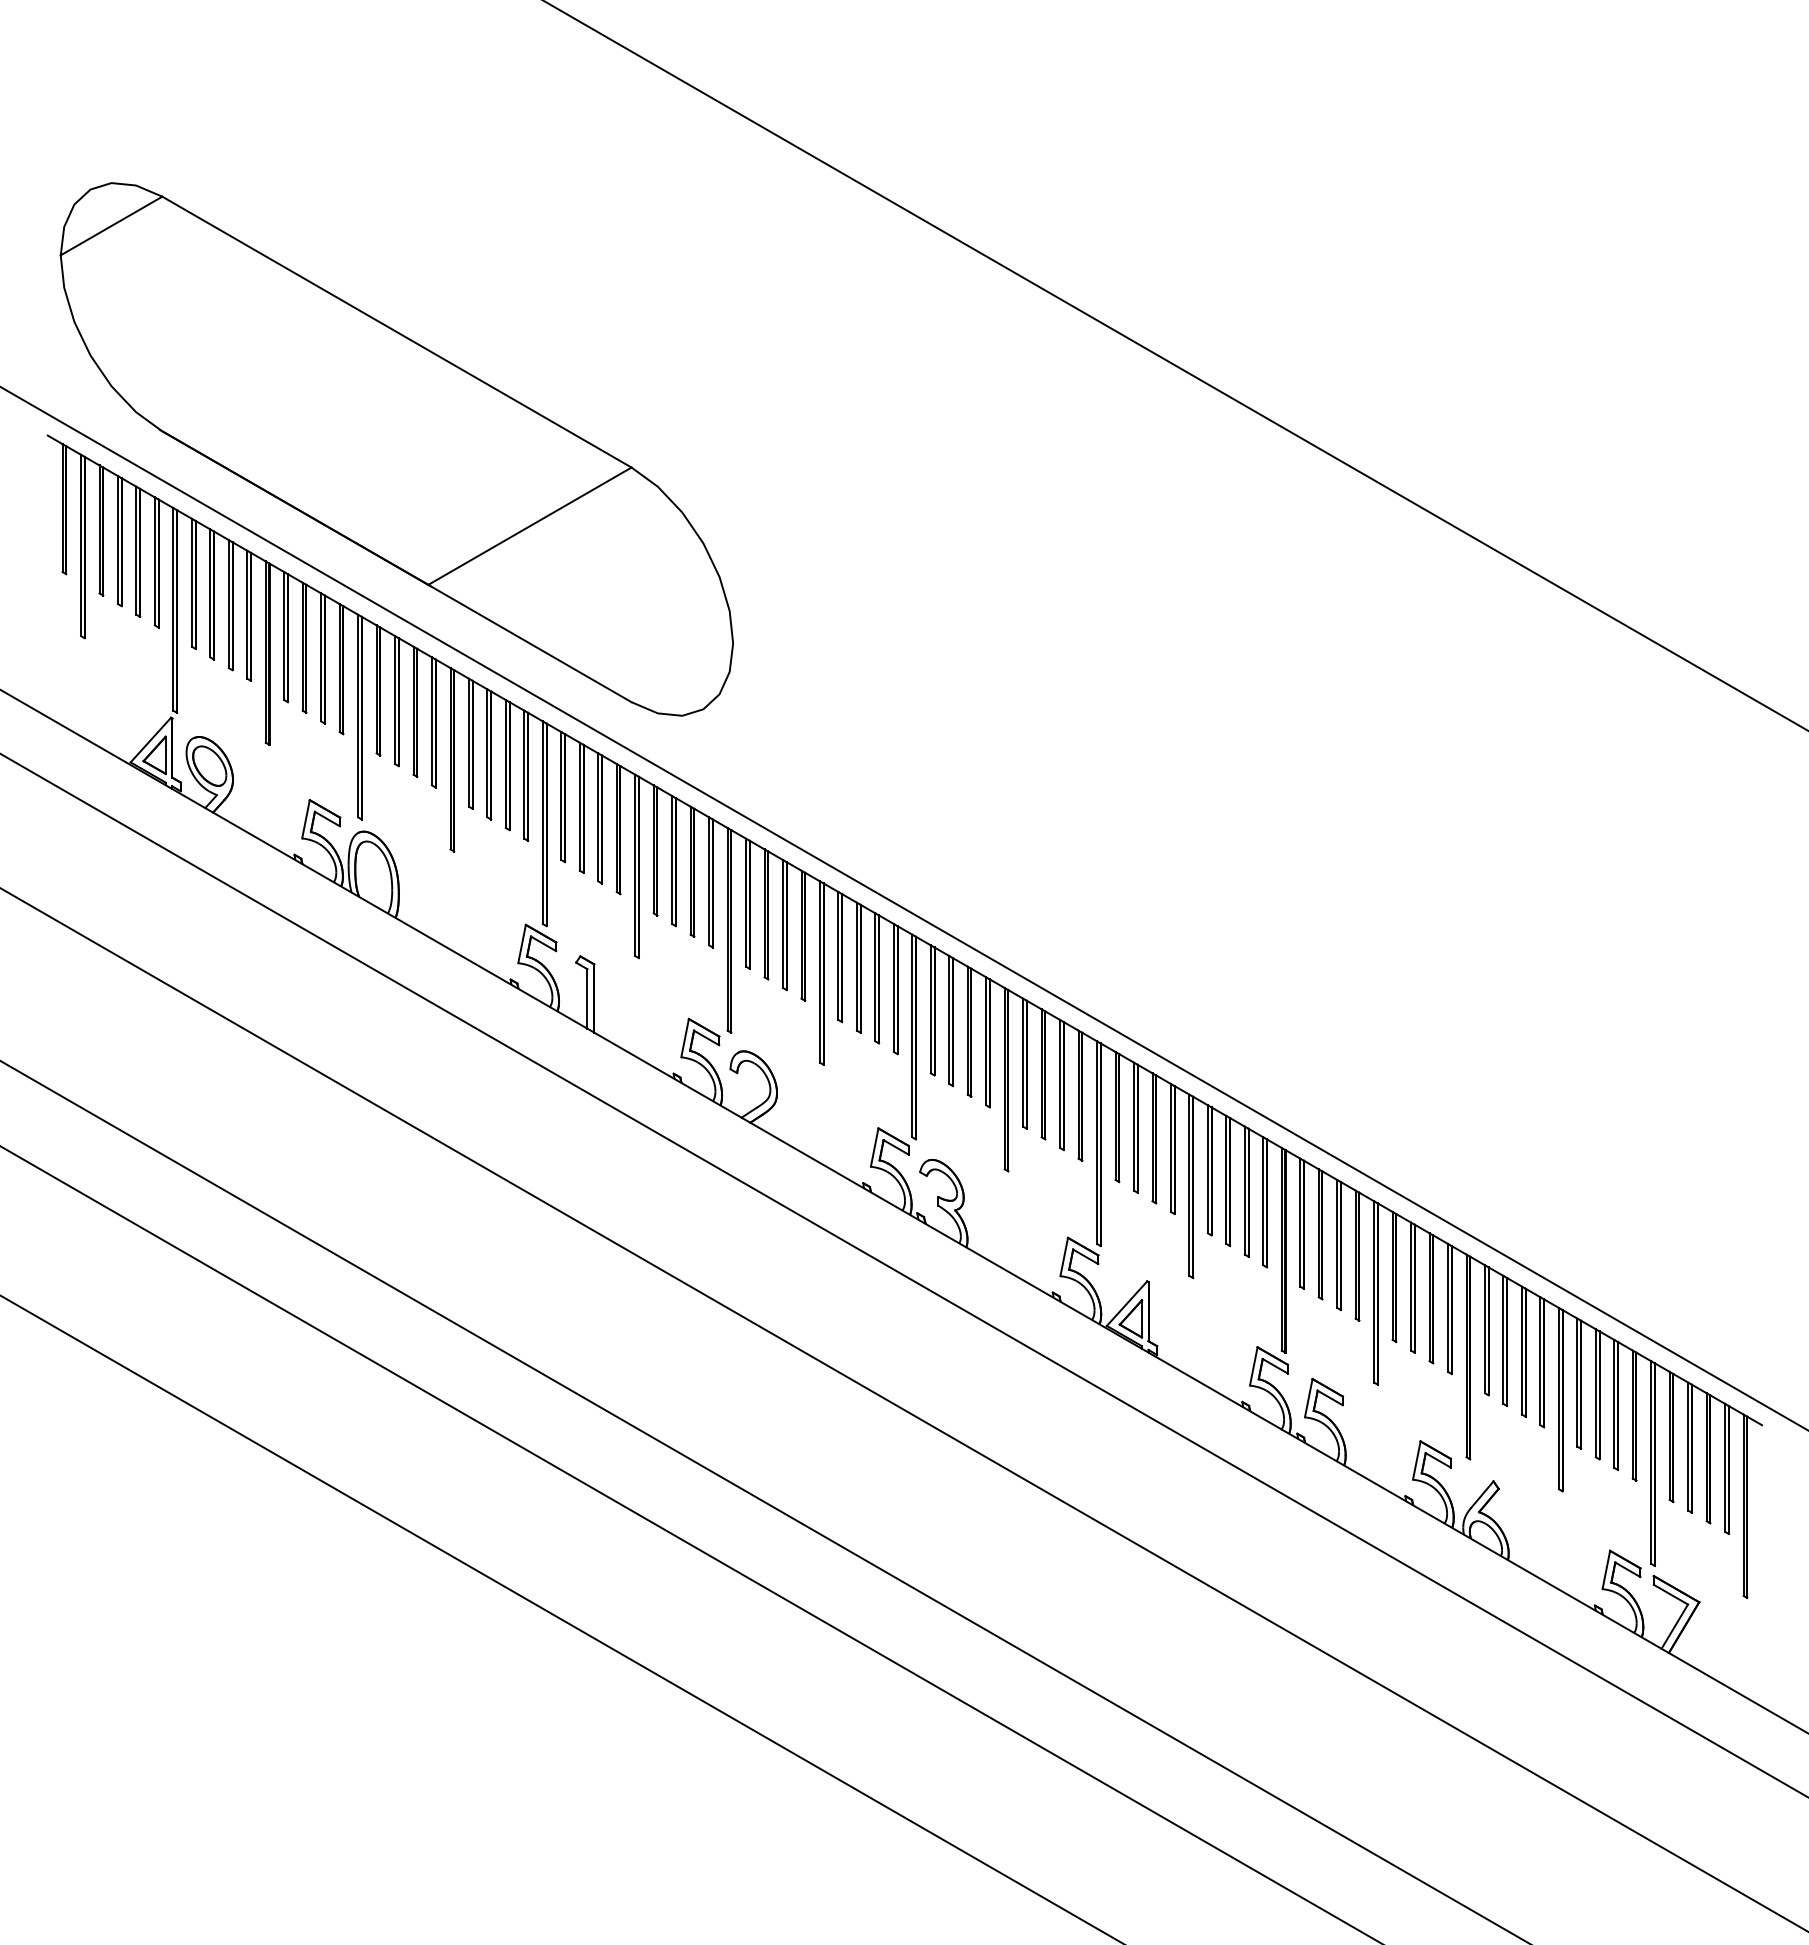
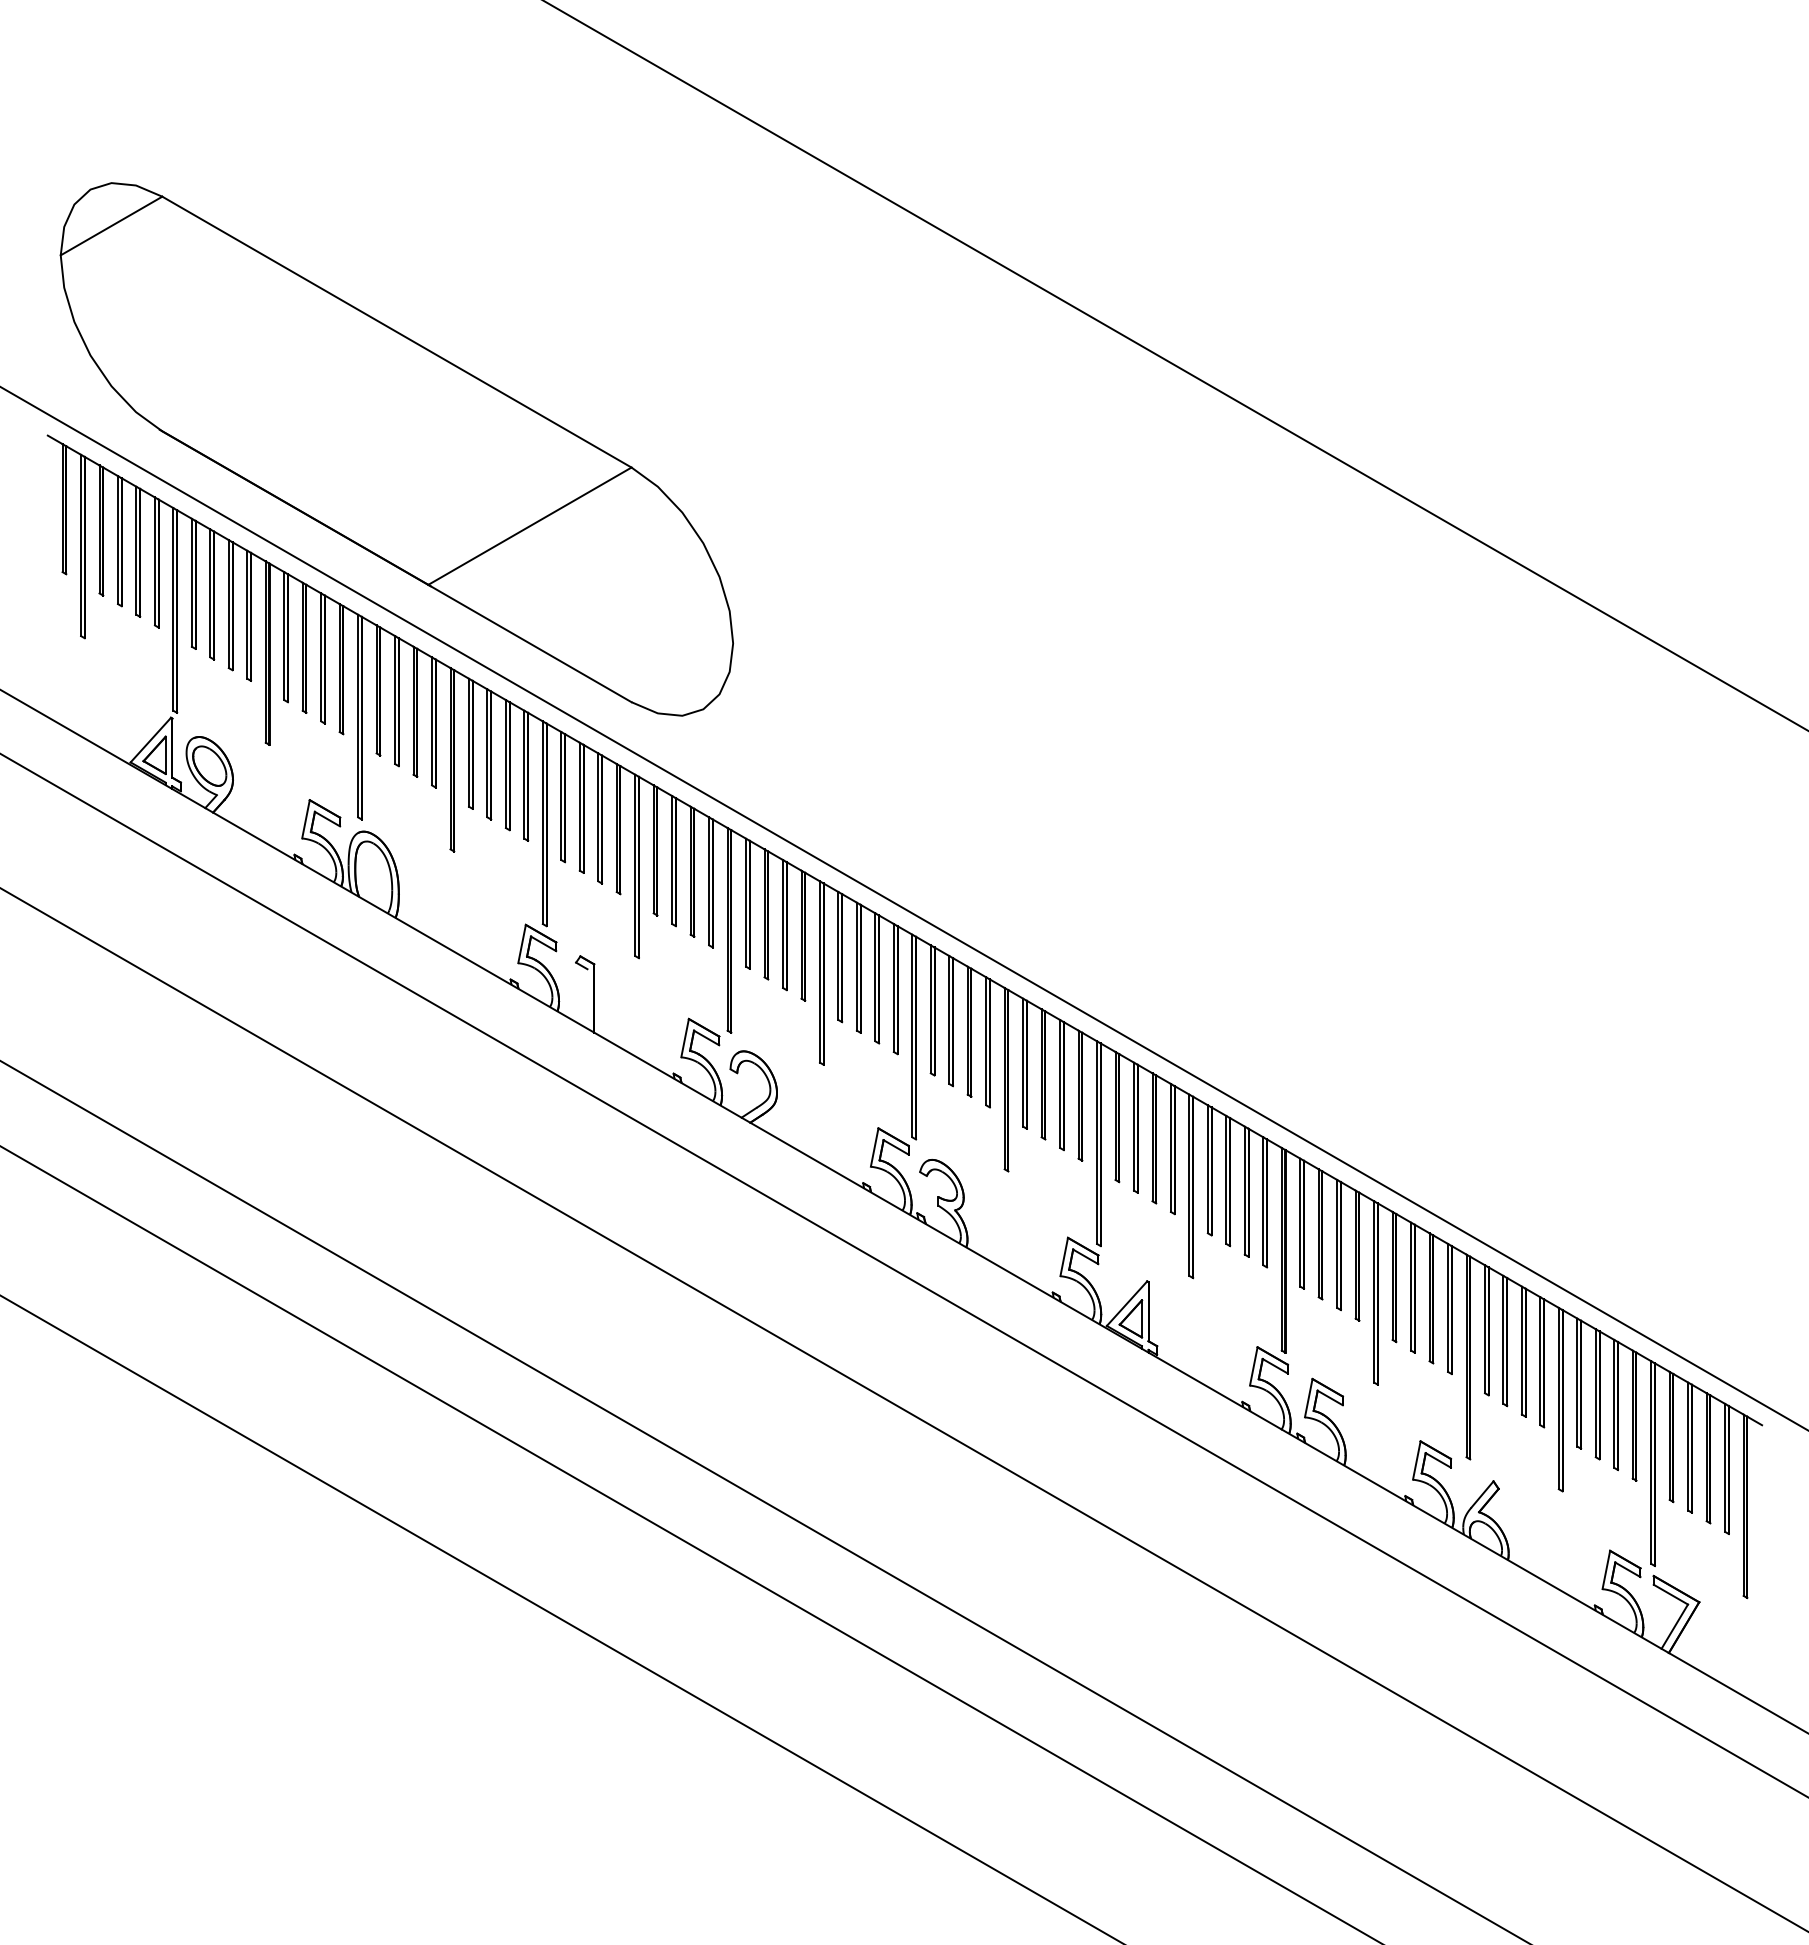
line: present -> none (587, 998)
